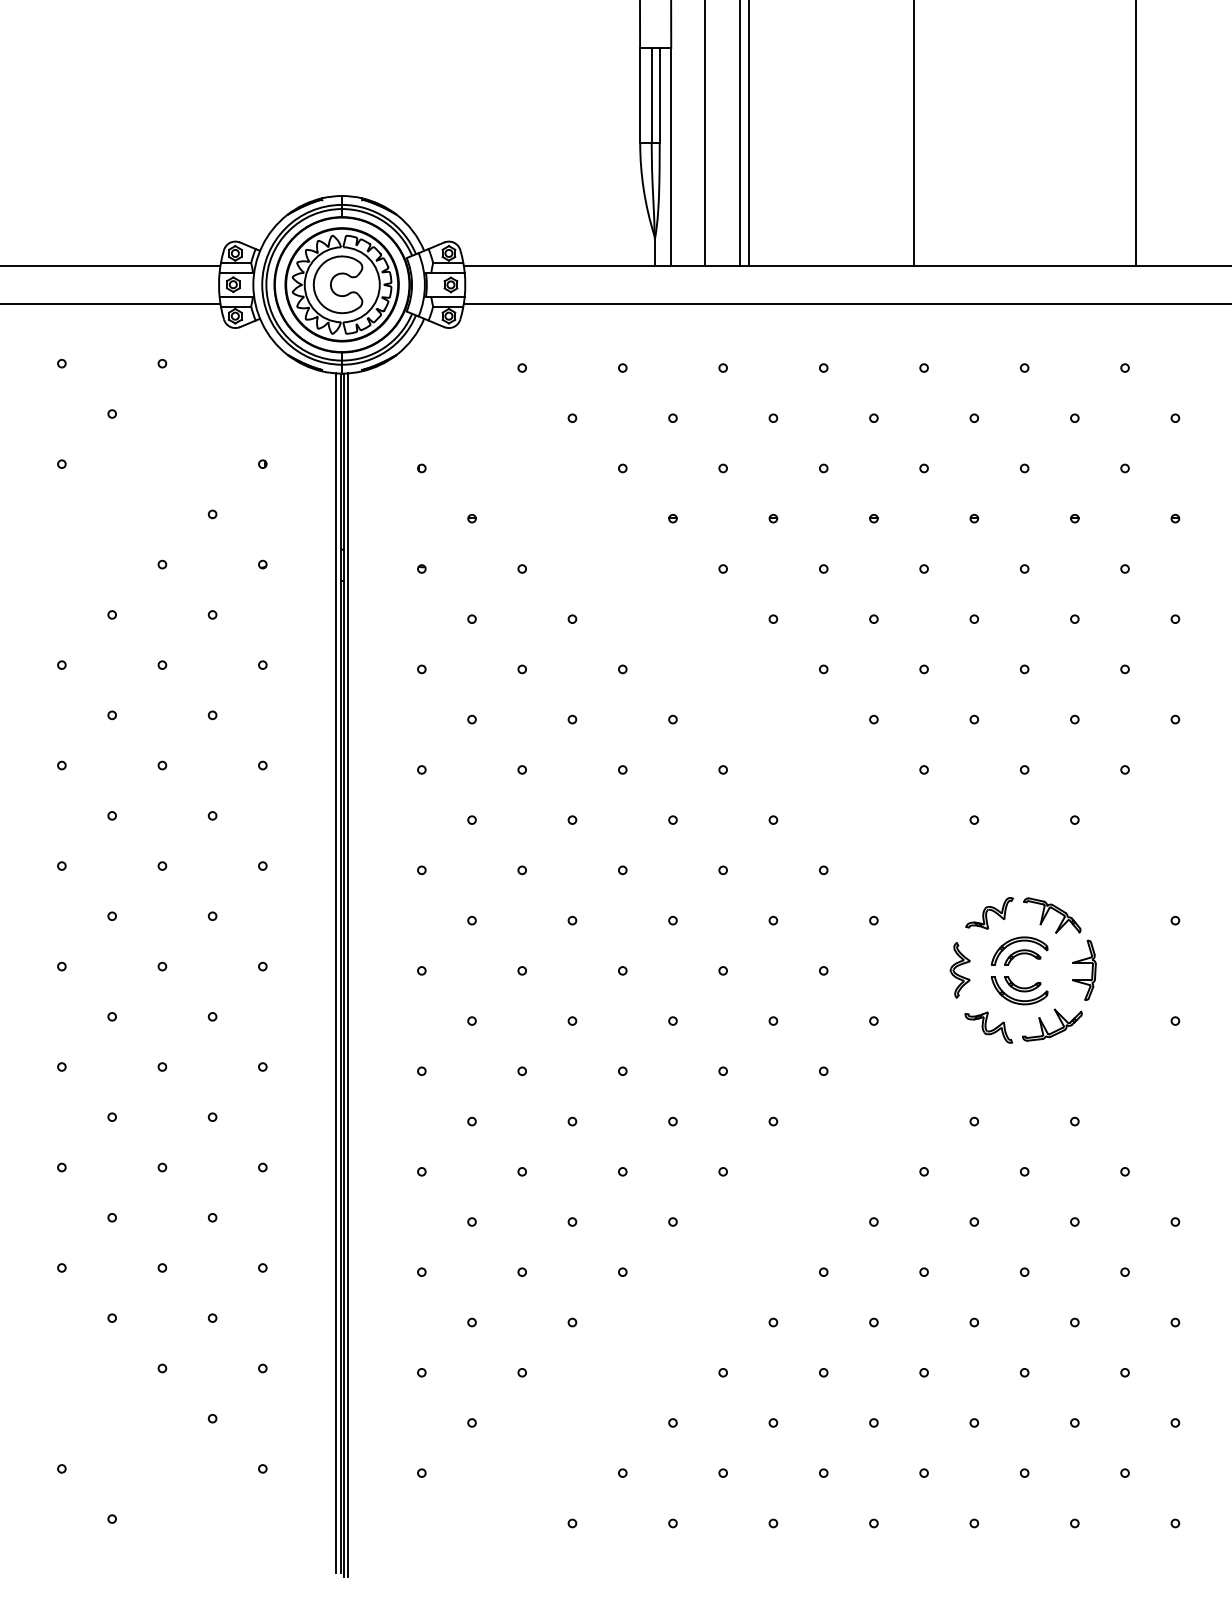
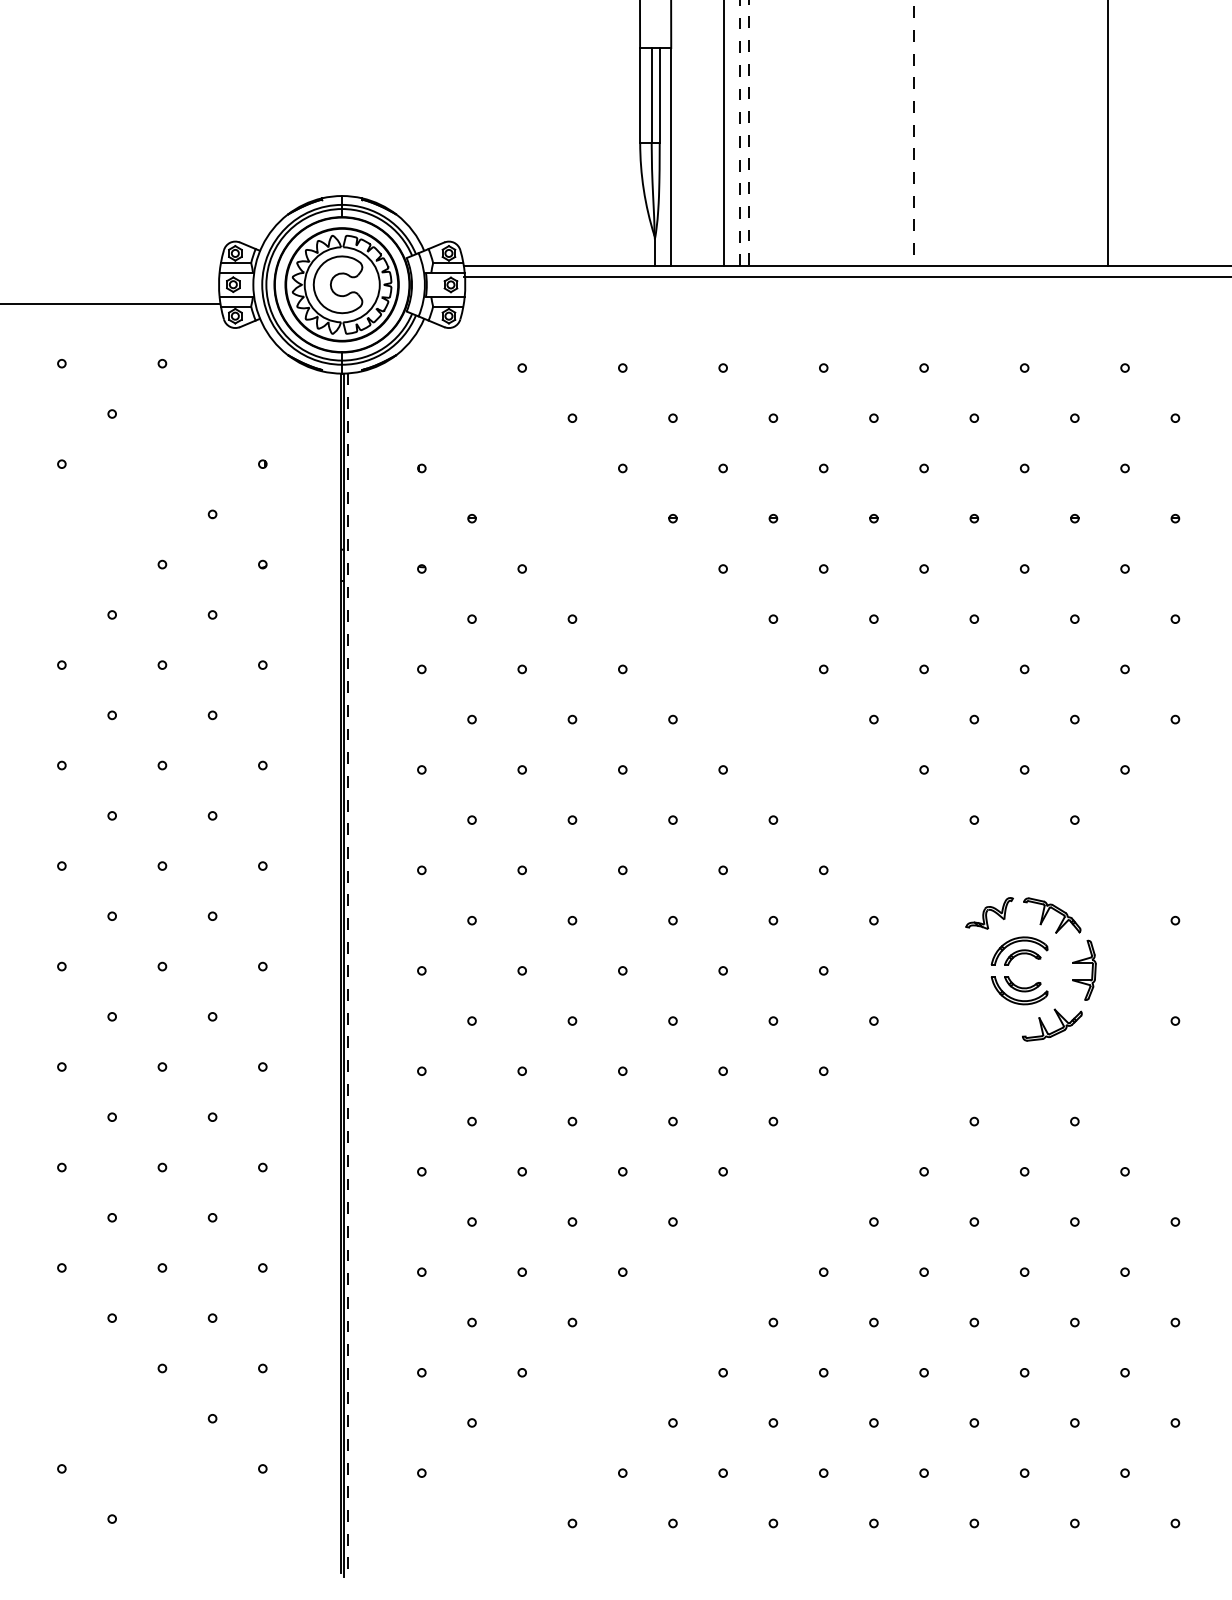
line: solid -> dashed (740, 133)
line: solid -> dashed (749, 133)
line: solid -> dashed (913, 133)
line position: (704, 134) -> (723, 134) (723, 134)
line position: (1136, 134) -> (1108, 134) (1108, 134)
line: present -> none (111, 266)
line position: (845, 303) -> (845, 276) (845, 276)
part: present -> none (959, 970)
line: present -> none (336, 972)
line: solid -> dashed (348, 975)
part: present -> none (988, 1027)
